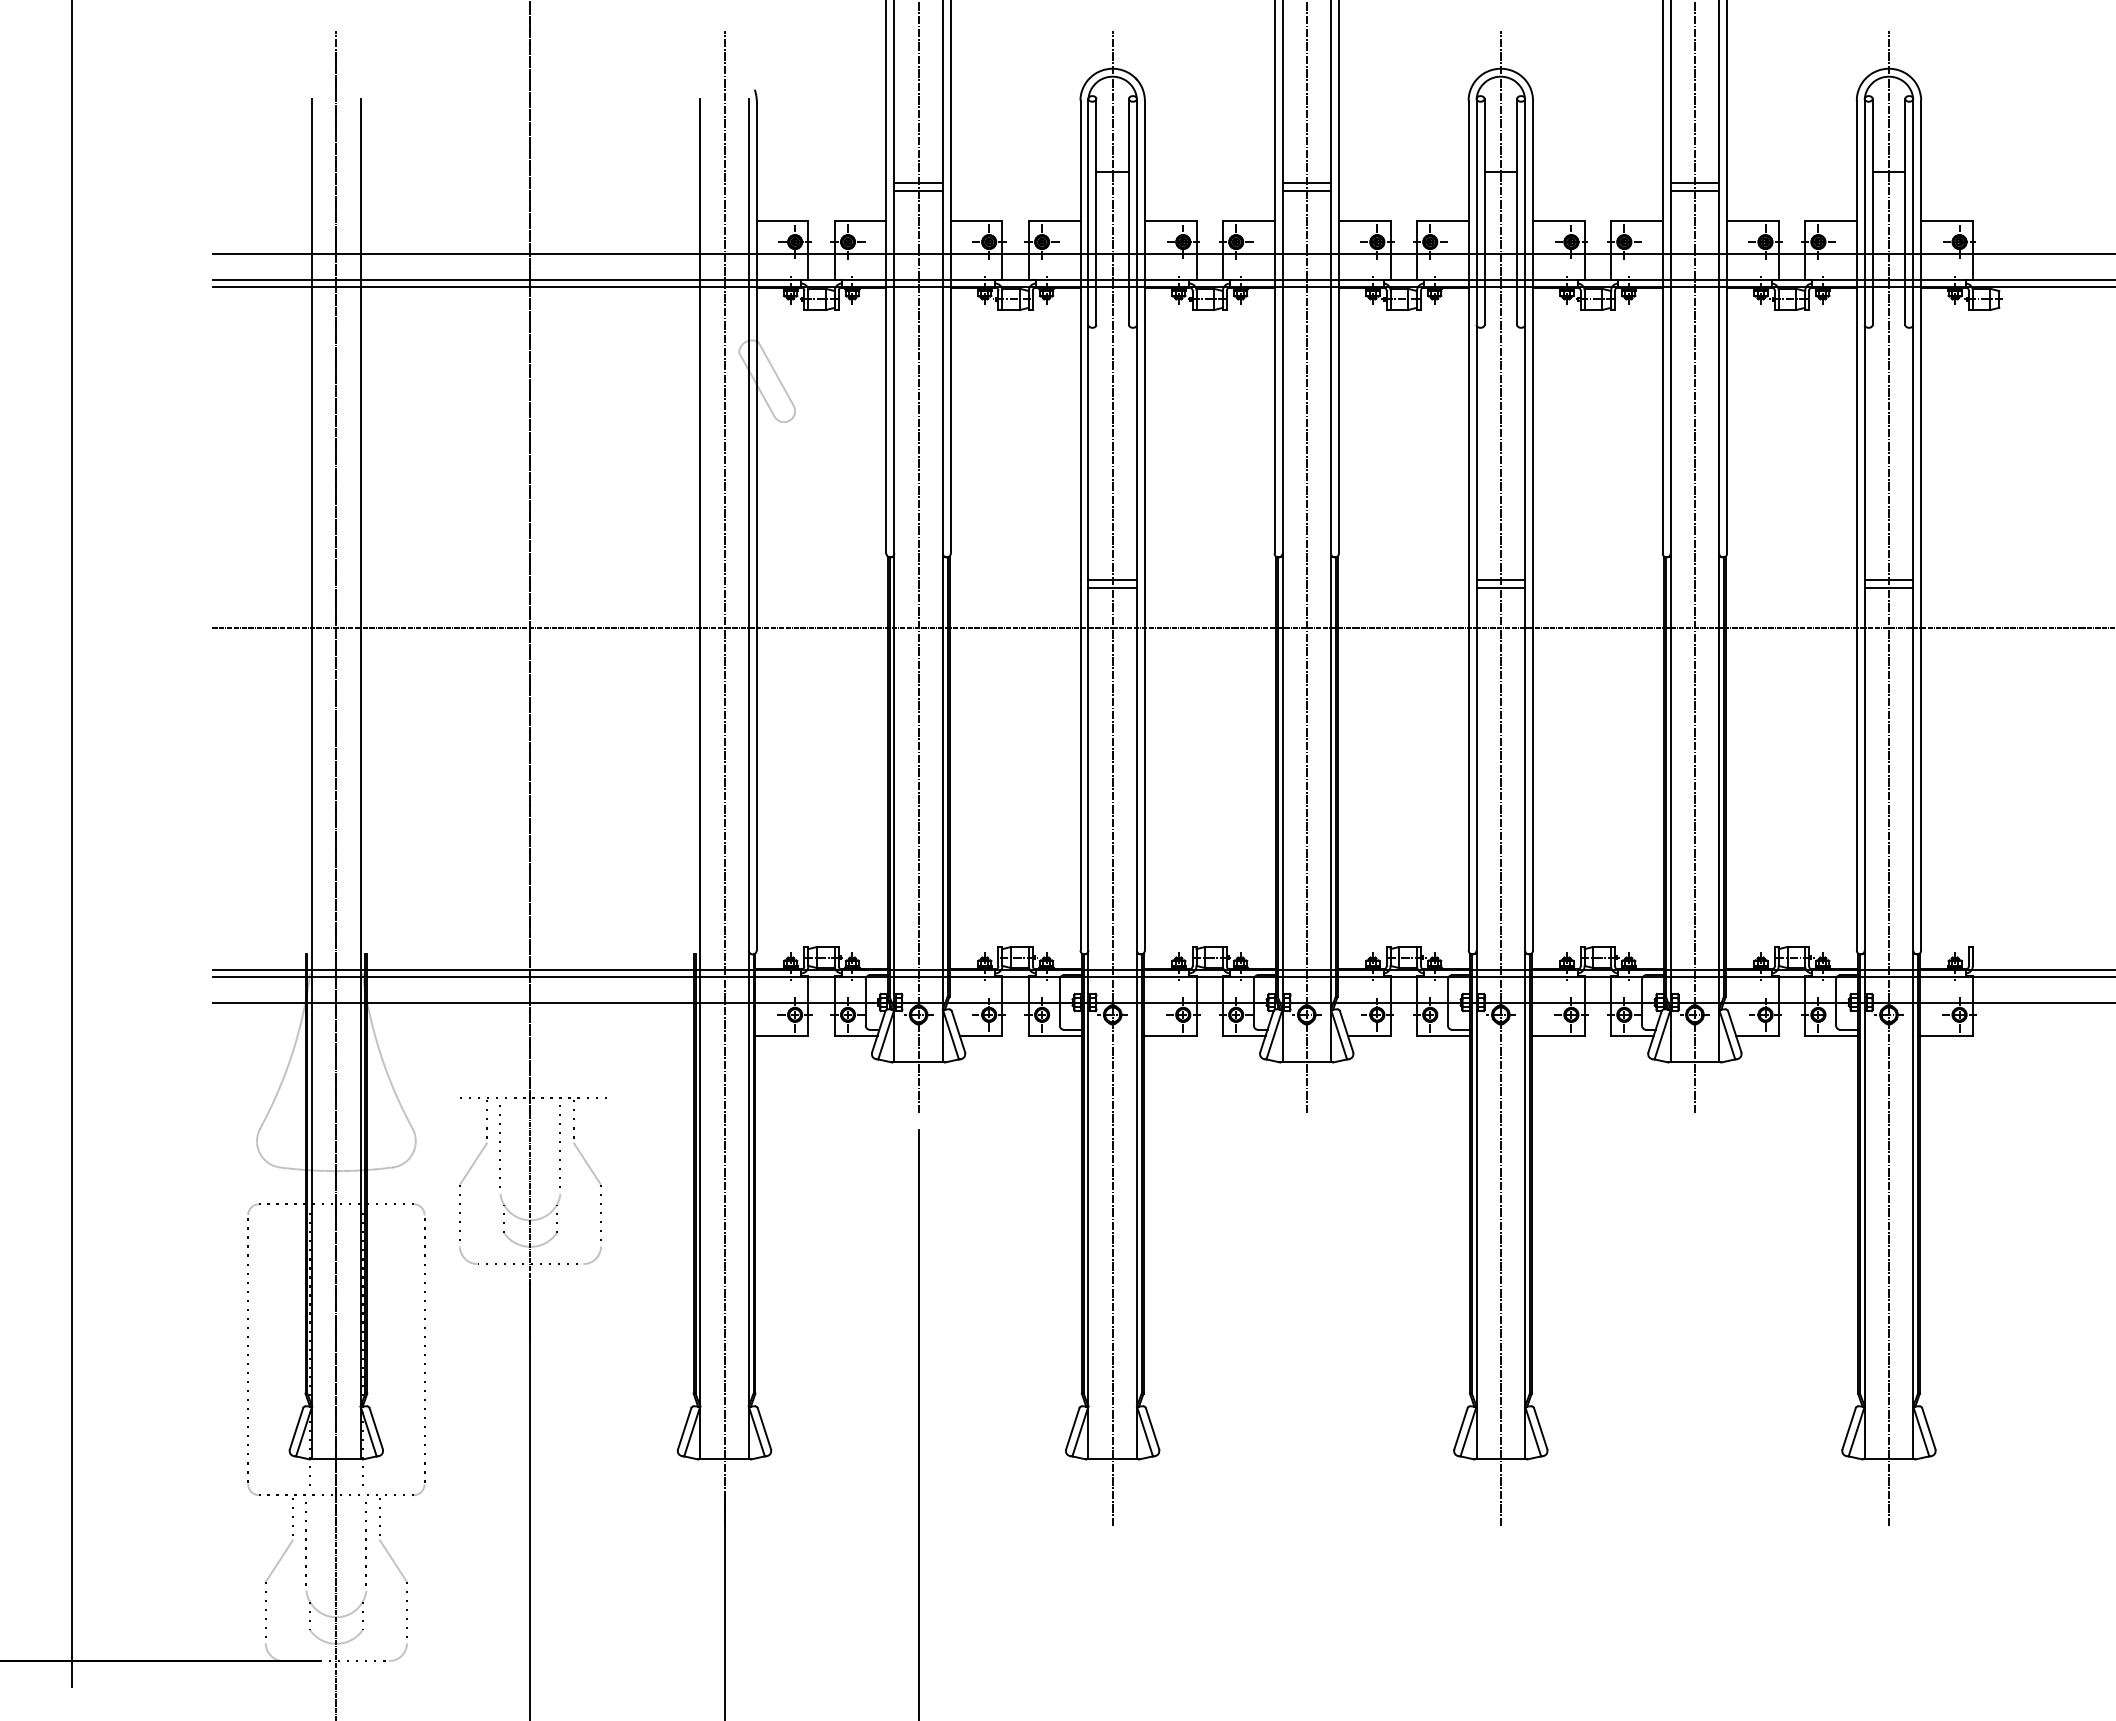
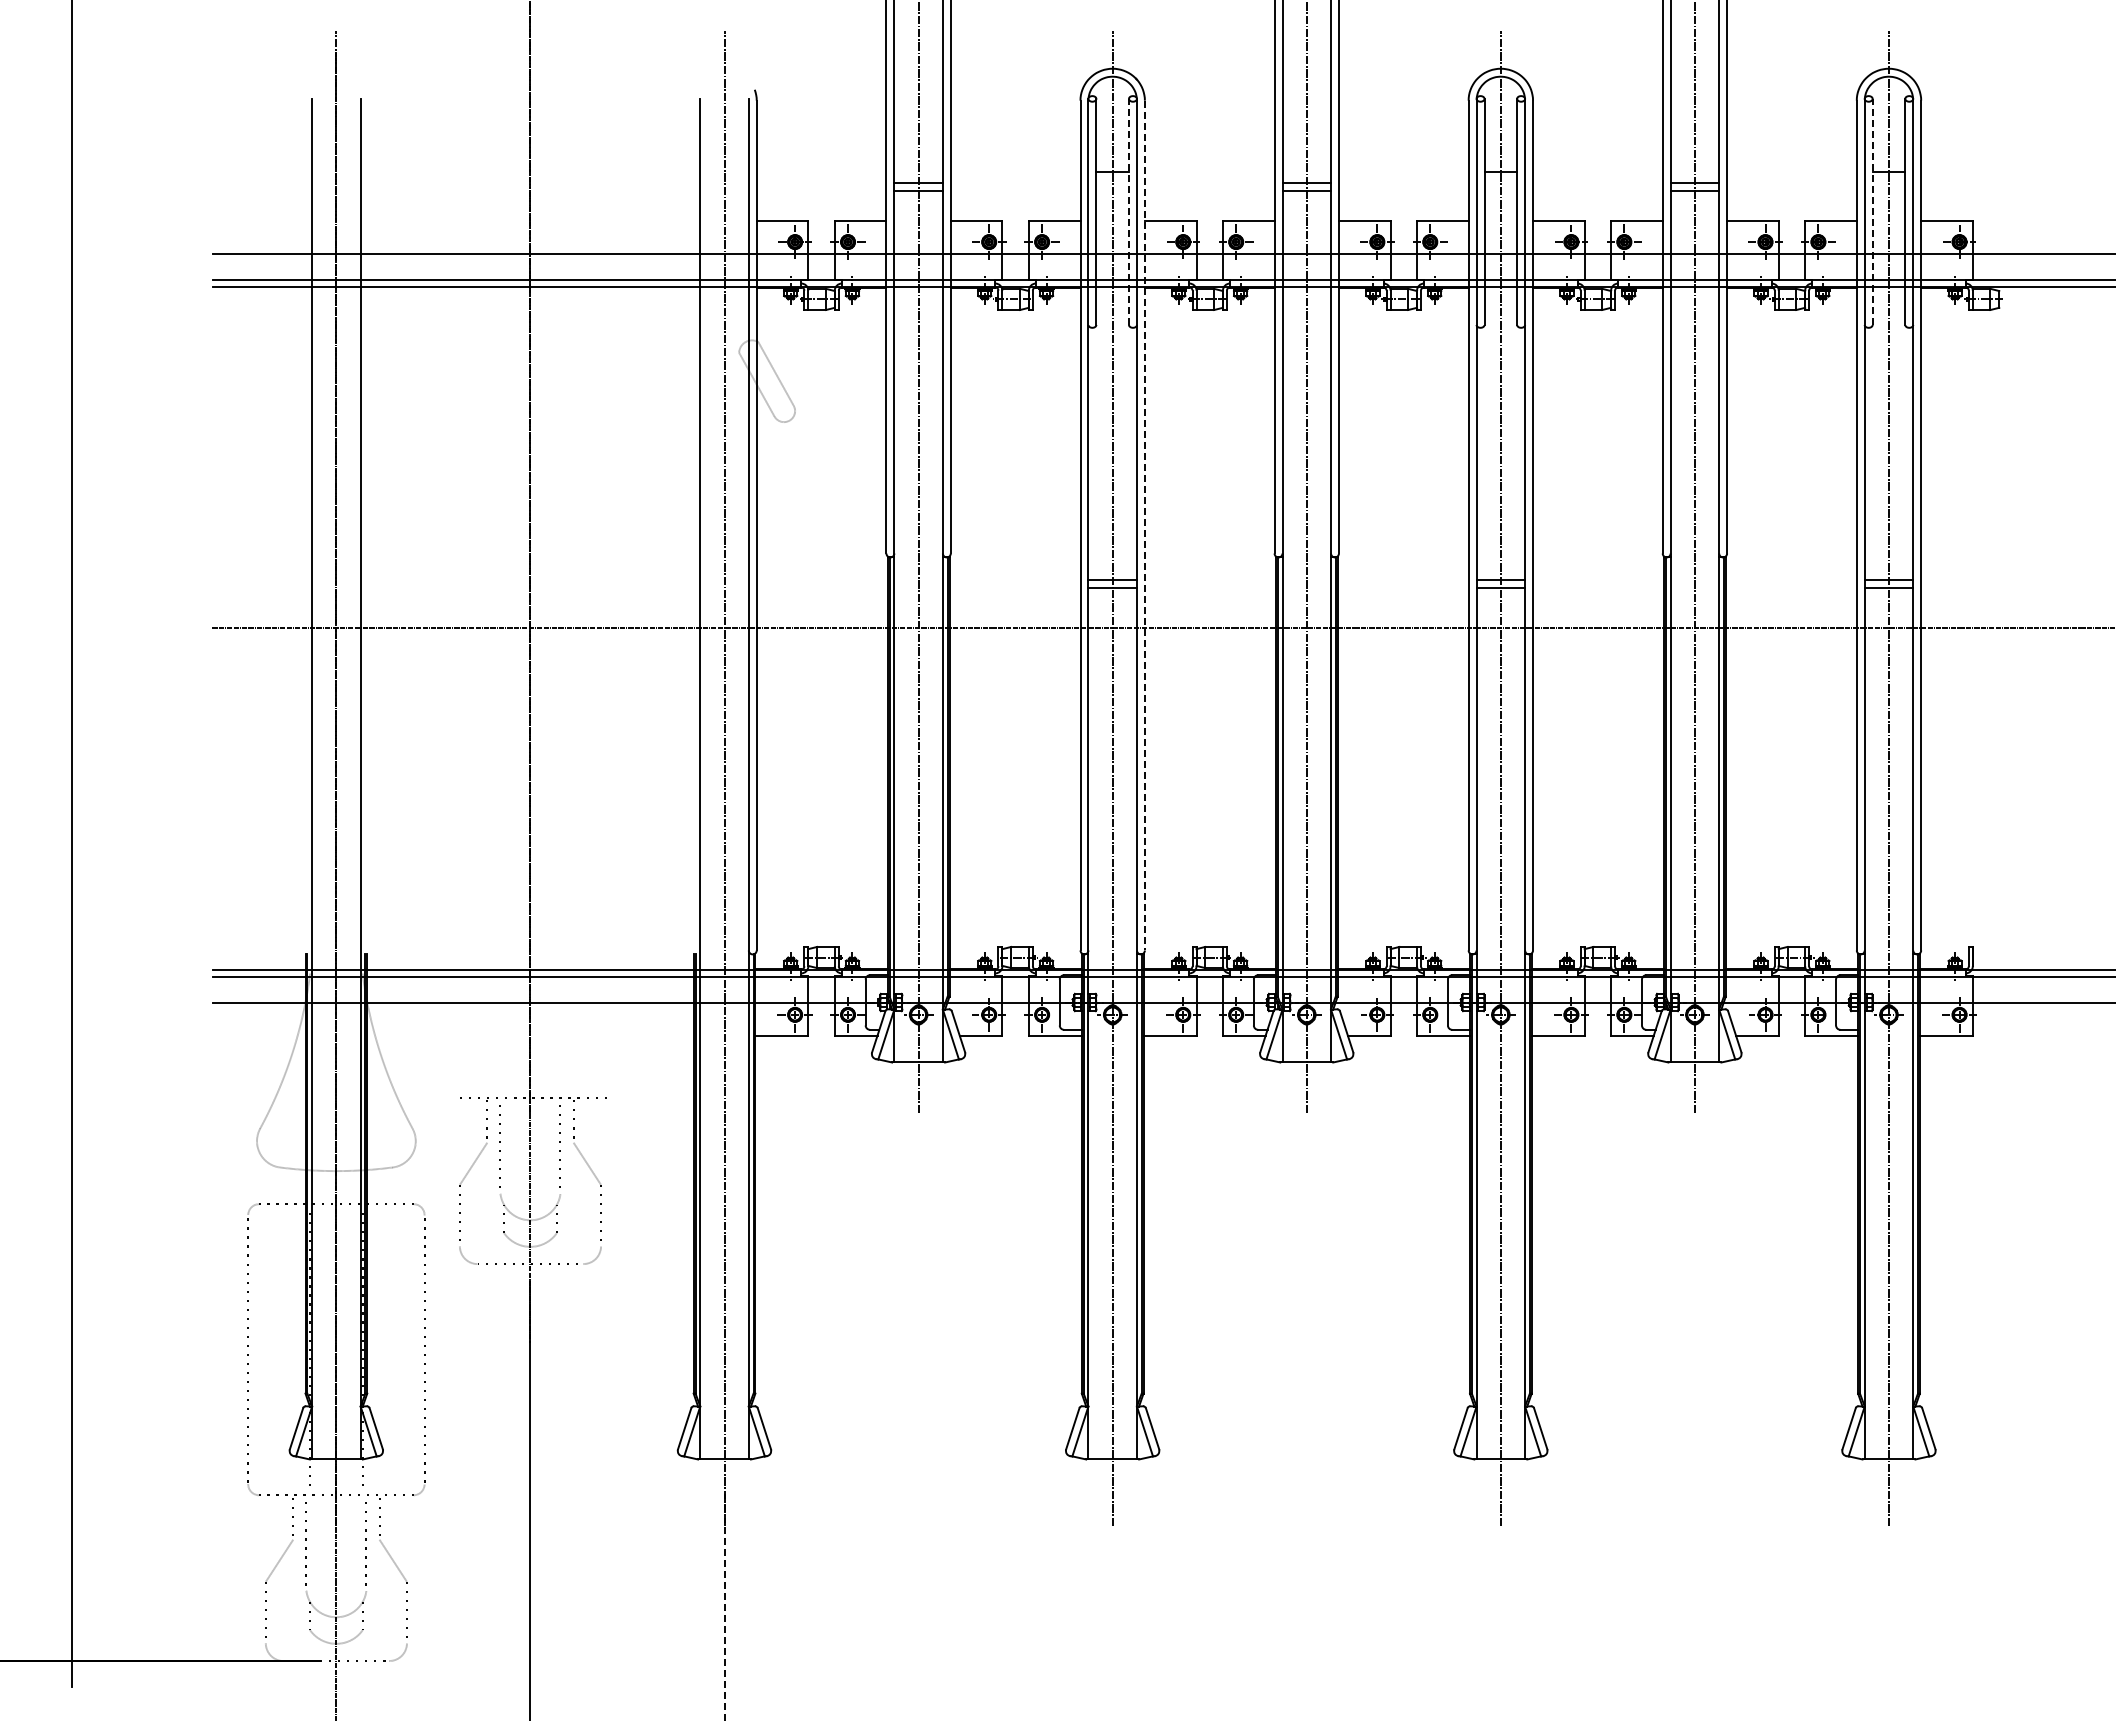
line: solid -> dashed (1129, 211)
line: solid -> dashed (1872, 211)
line: solid -> dashed (1144, 525)
line: present -> none (918, 1423)
line: solid -> dashed (724, 1607)
